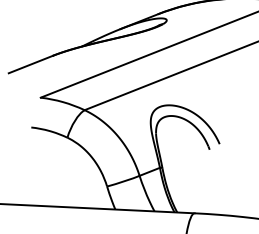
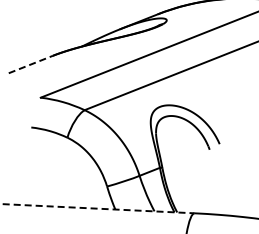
line: solid -> dashed (30, 64)
line: solid -> dashed (97, 208)
